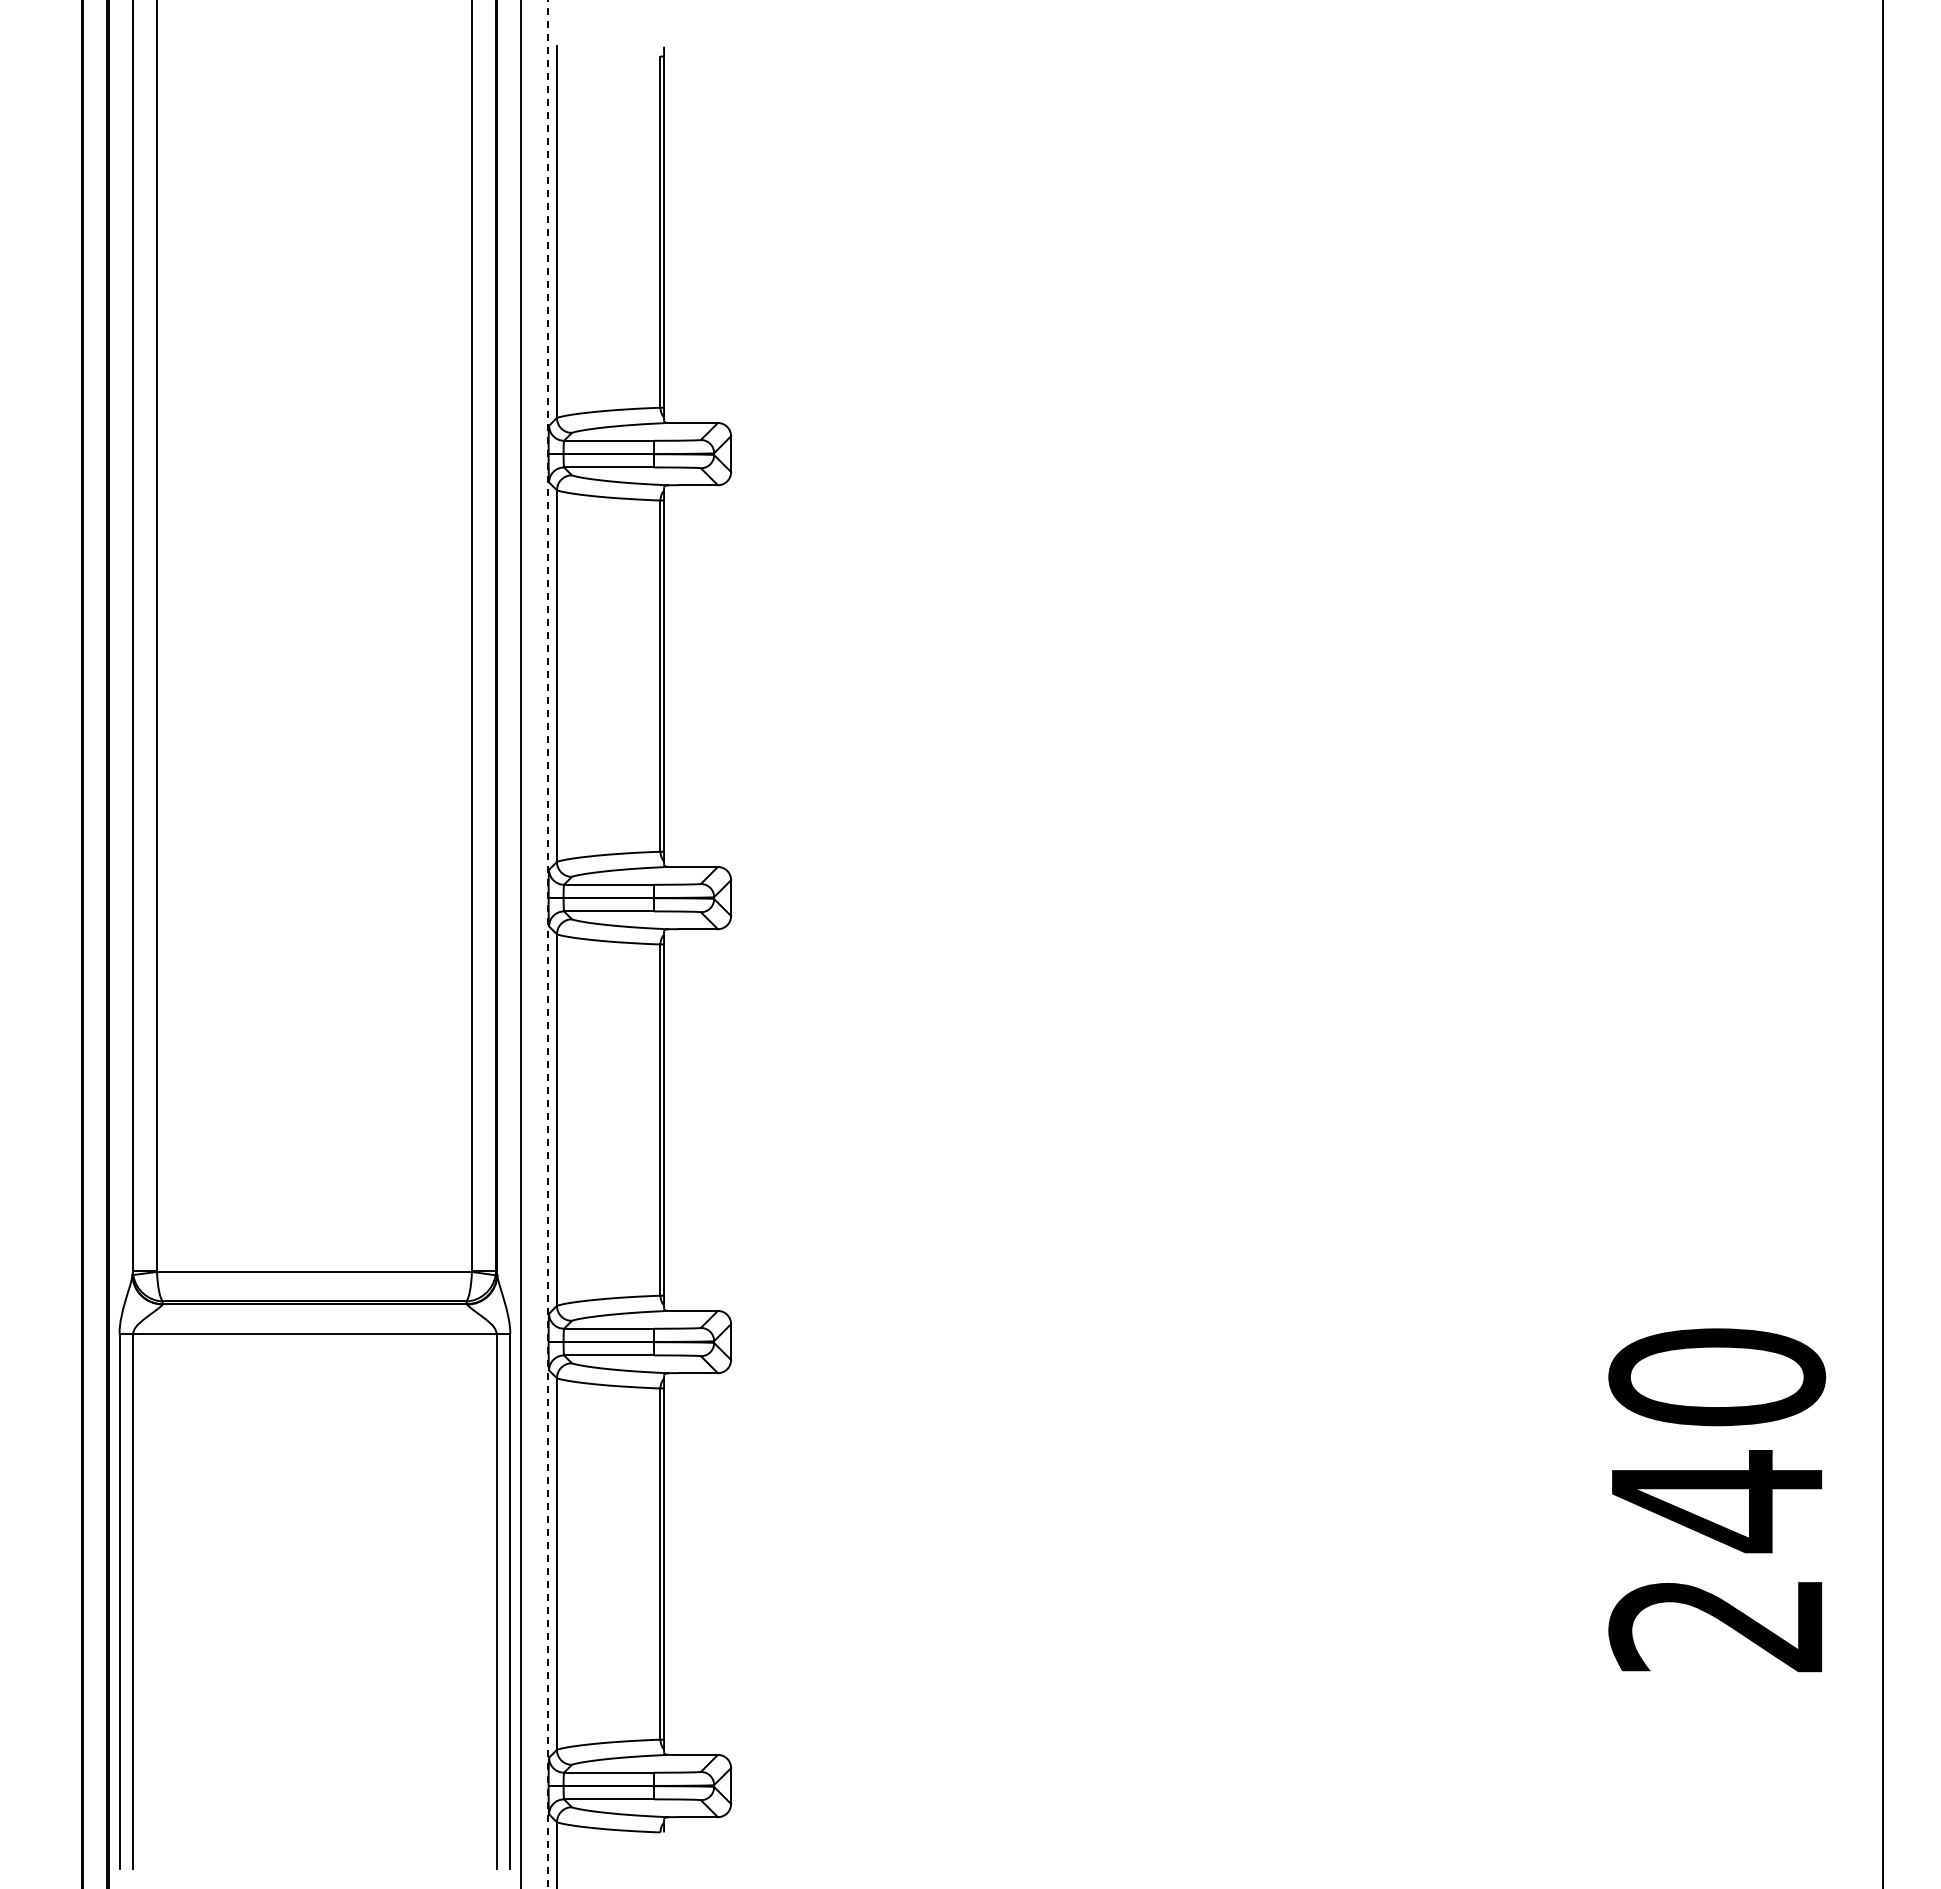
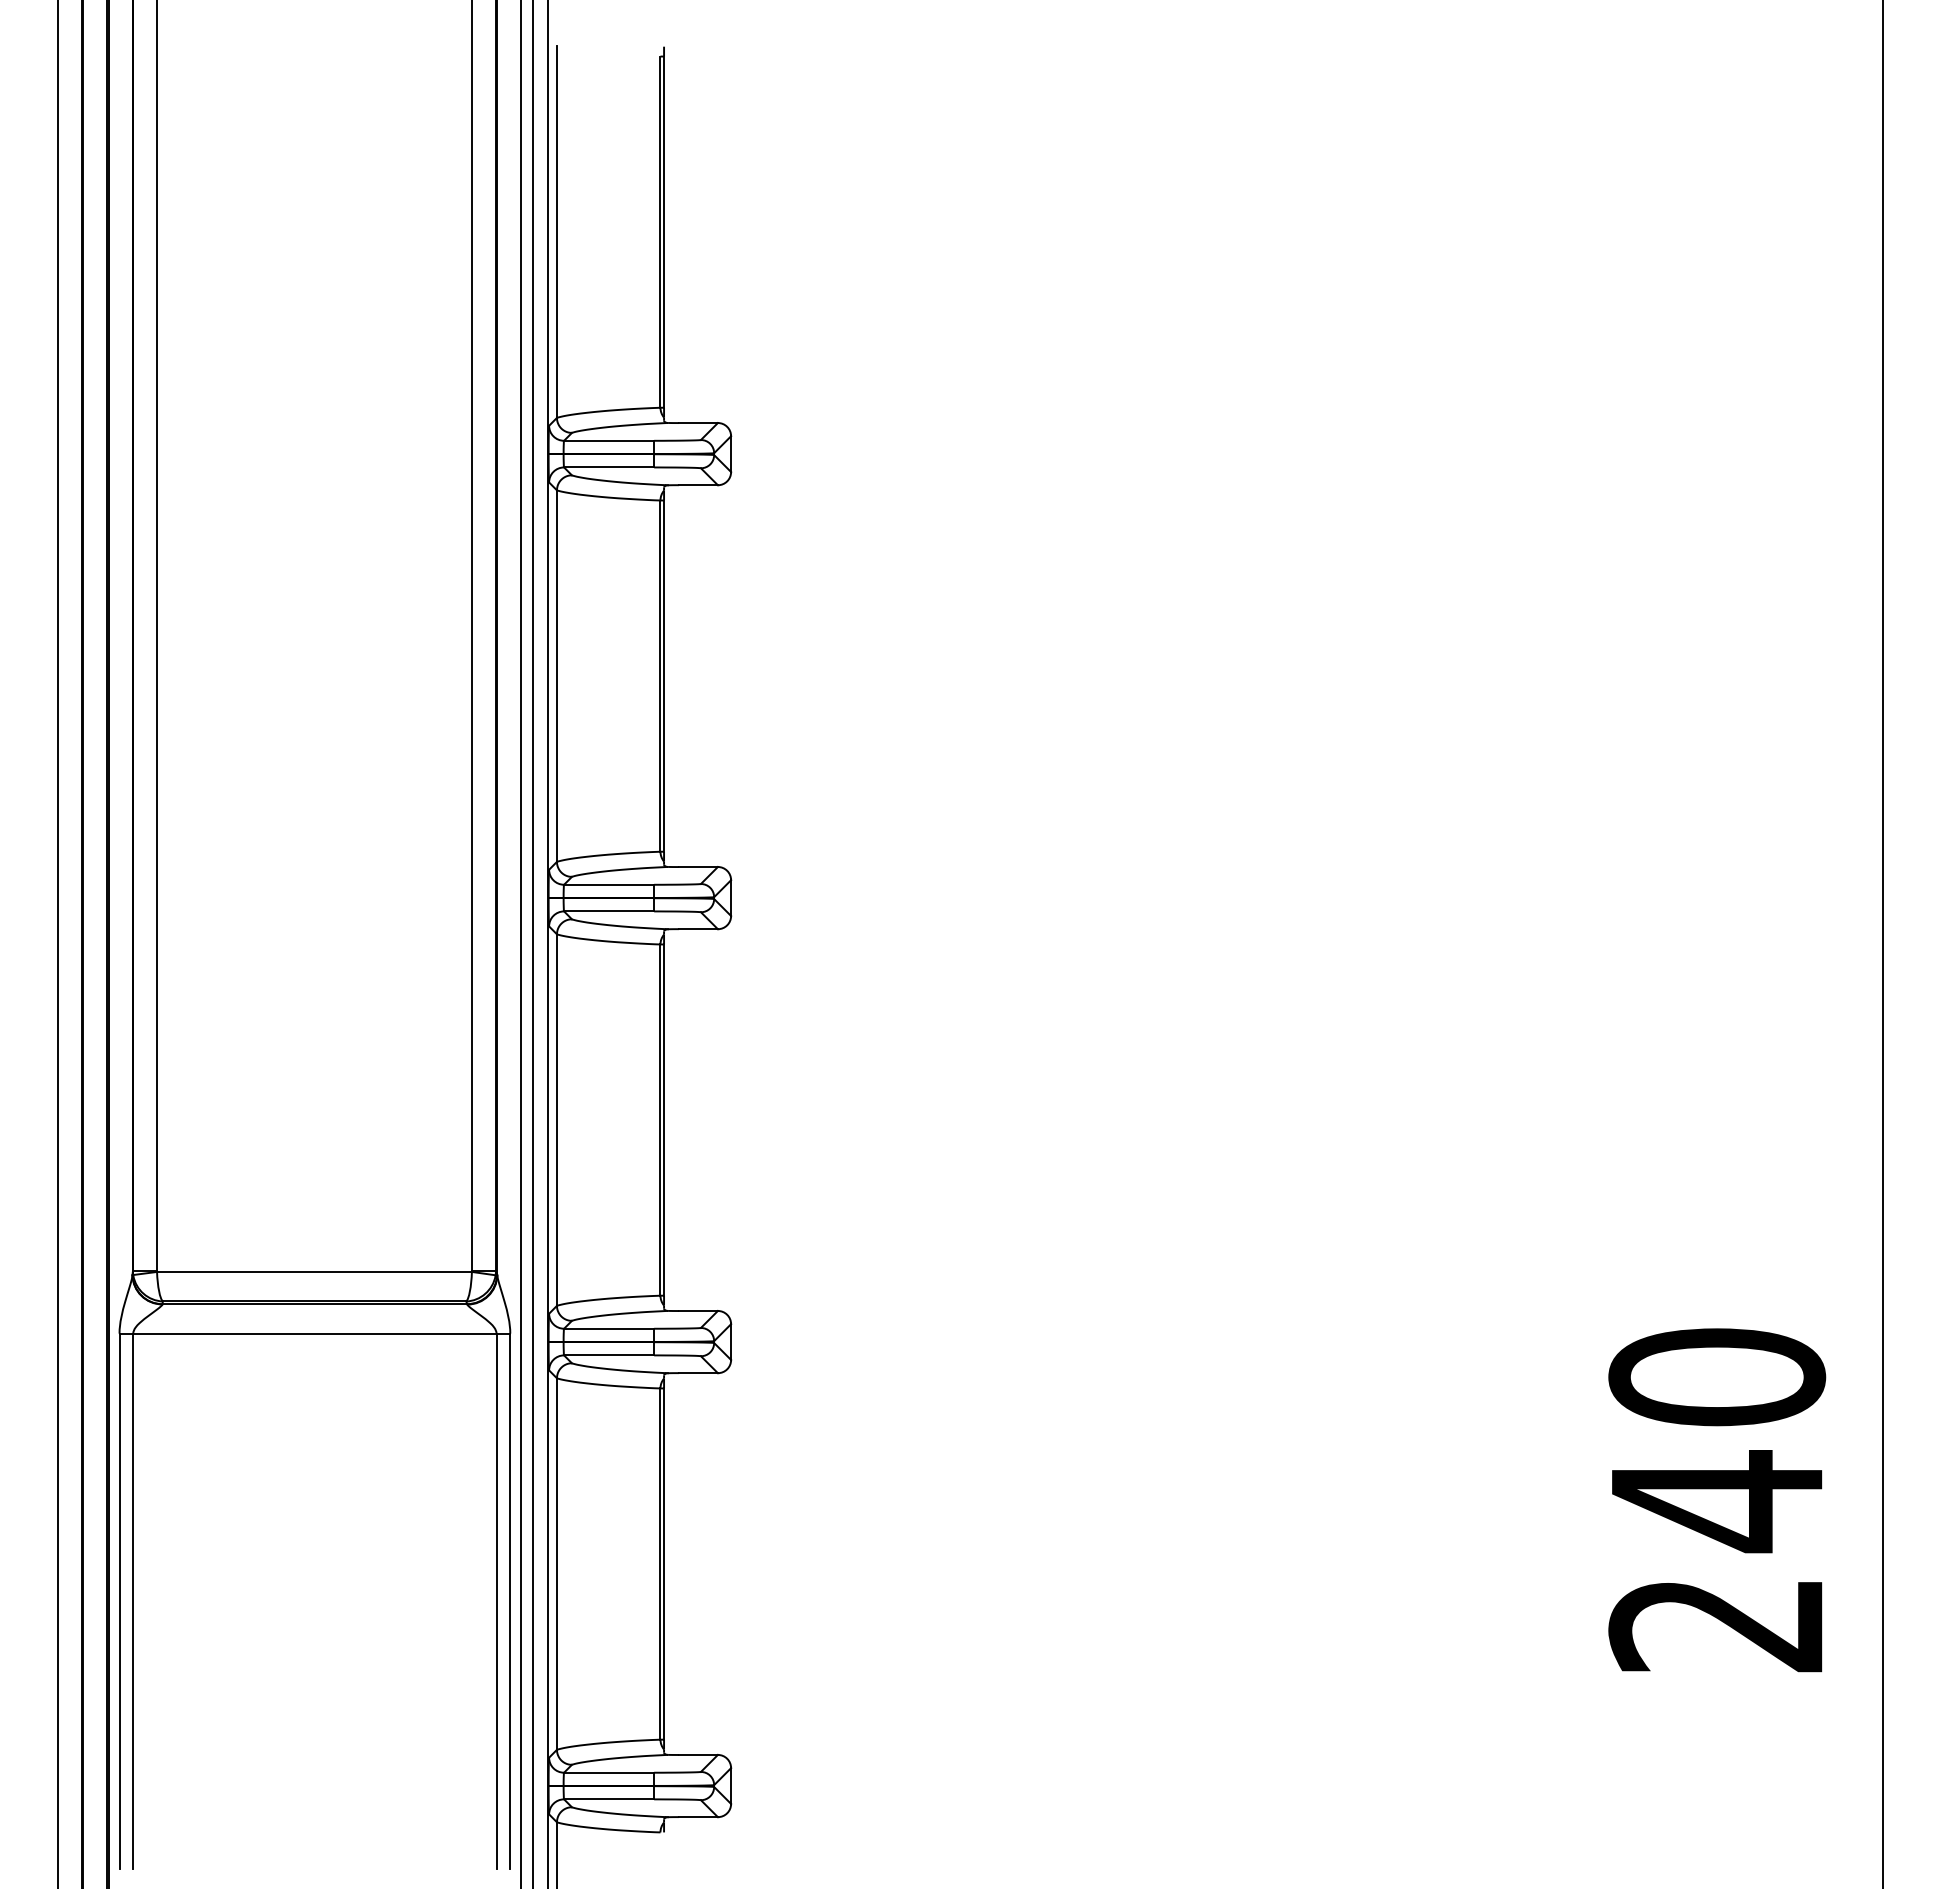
line: none -> present (58, 943)
line: none -> present (532, 943)
line: dashed -> solid (547, 944)
